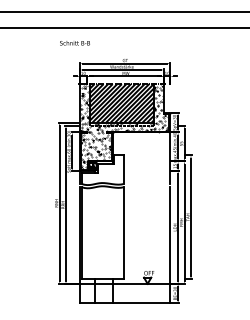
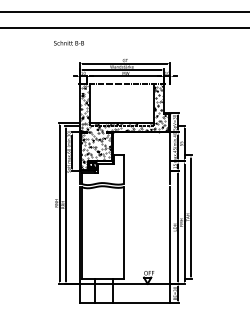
text position: (74, 43) -> (68, 43) (68, 43)
hatch: present -> none (121, 103)
